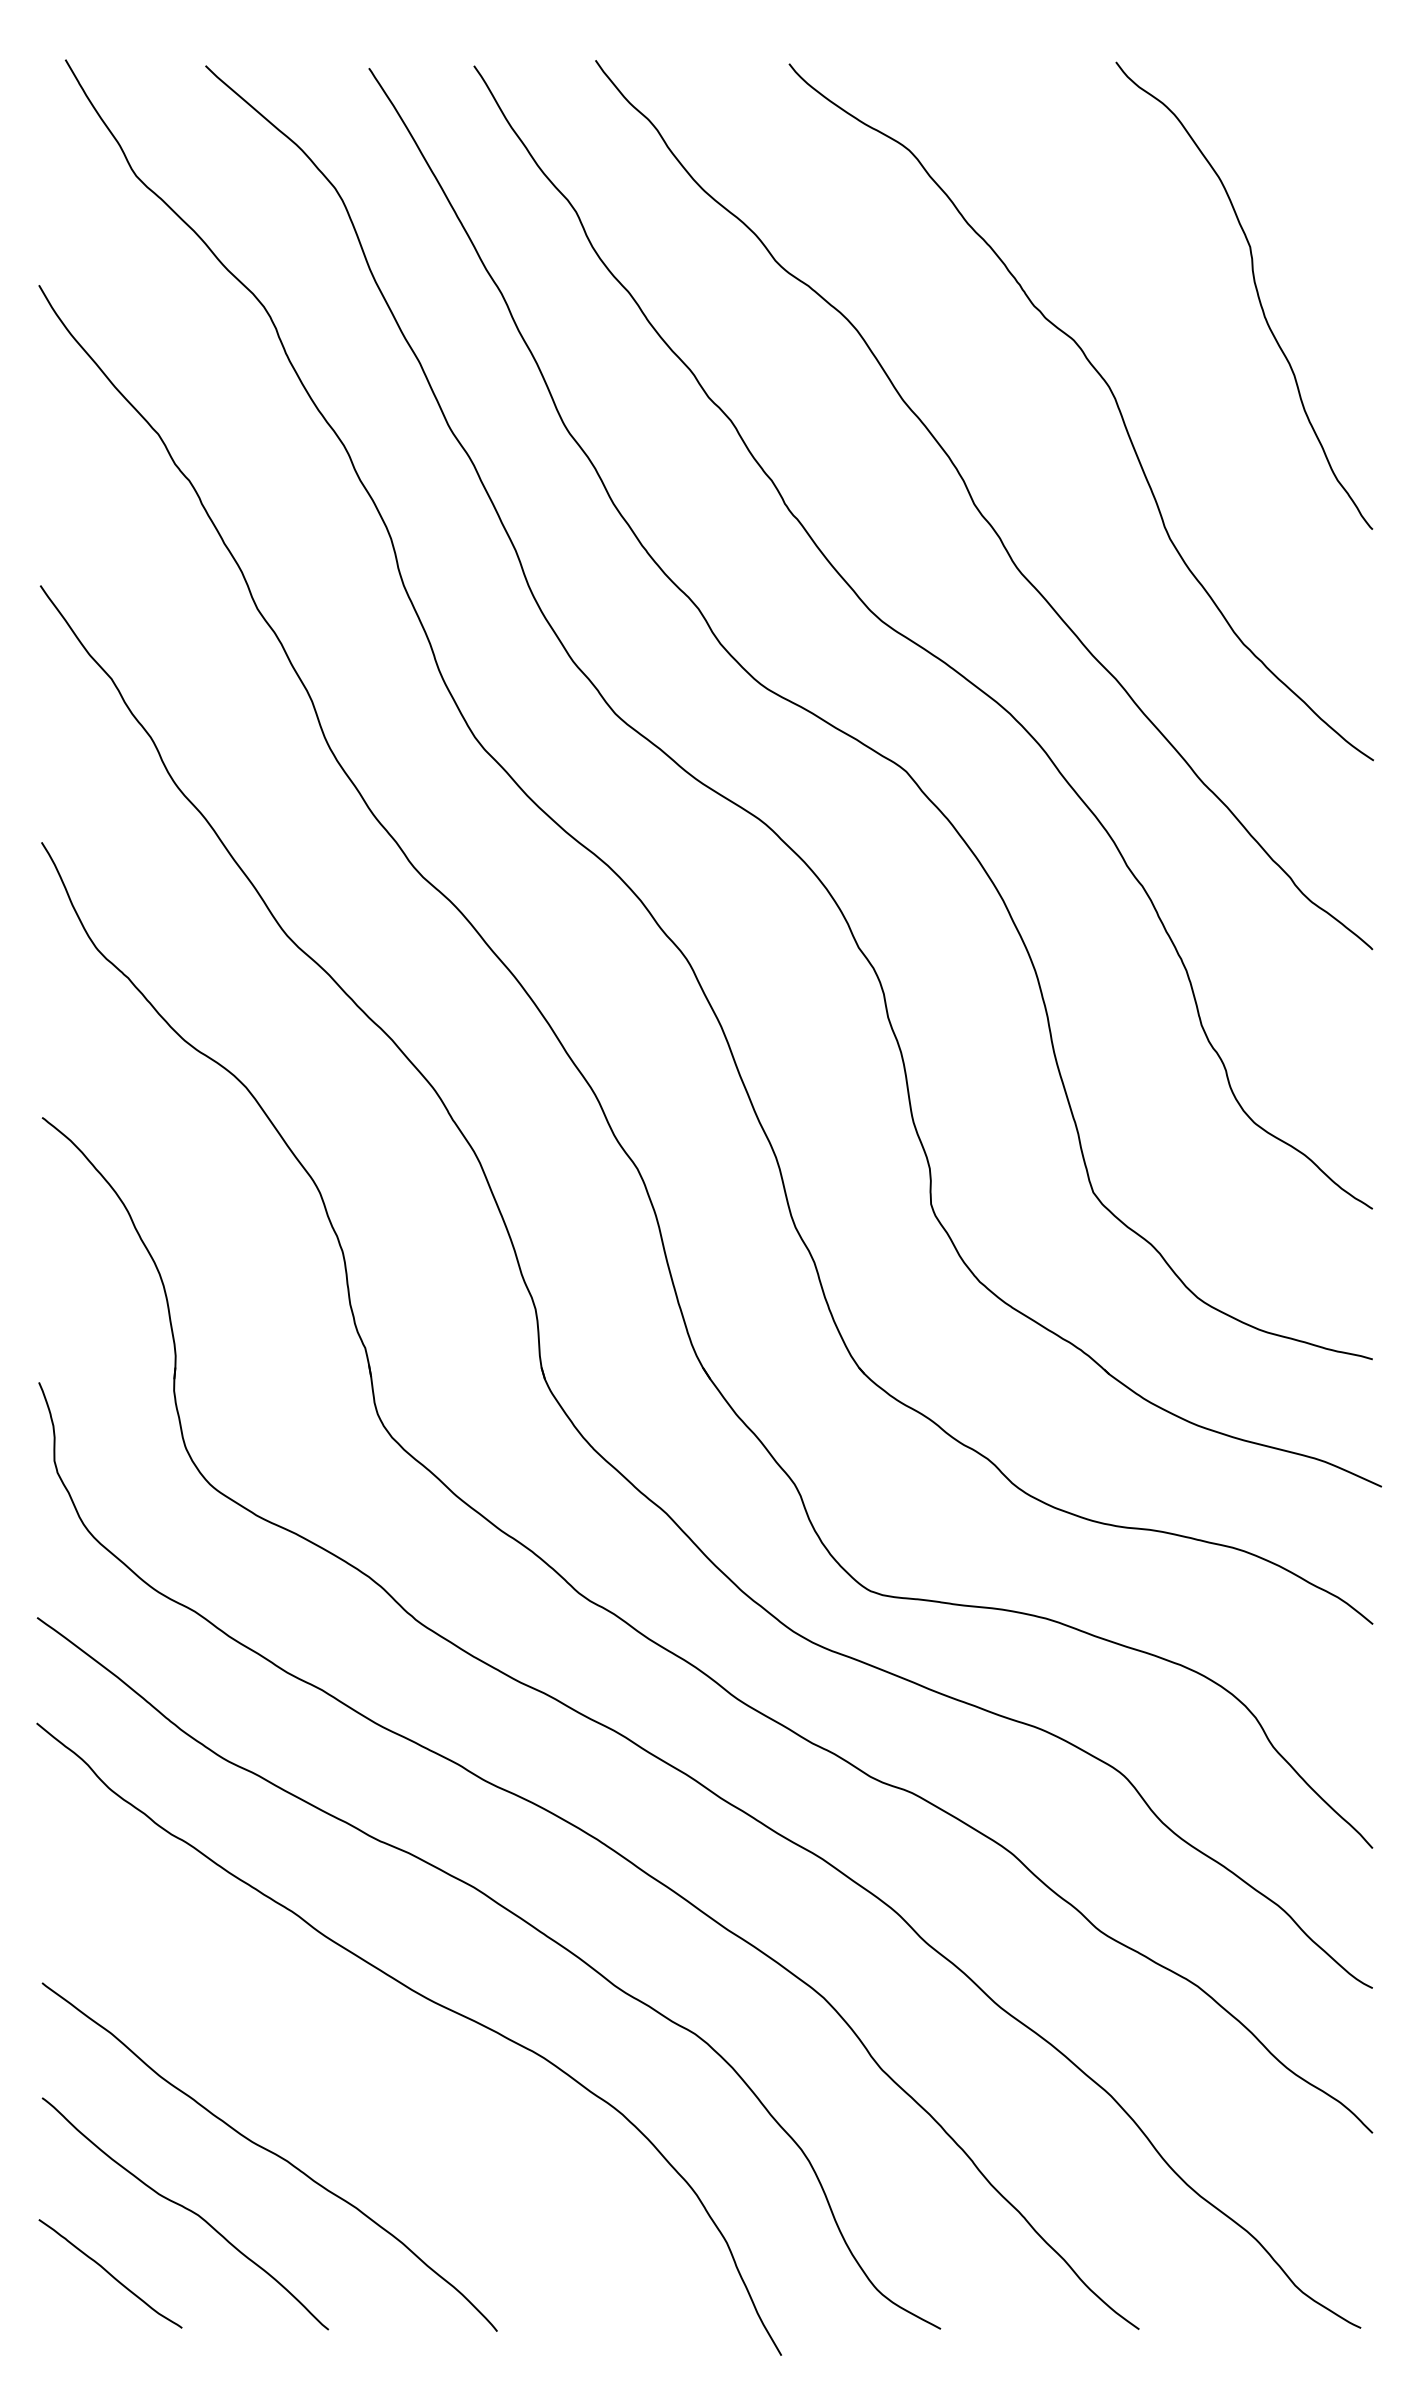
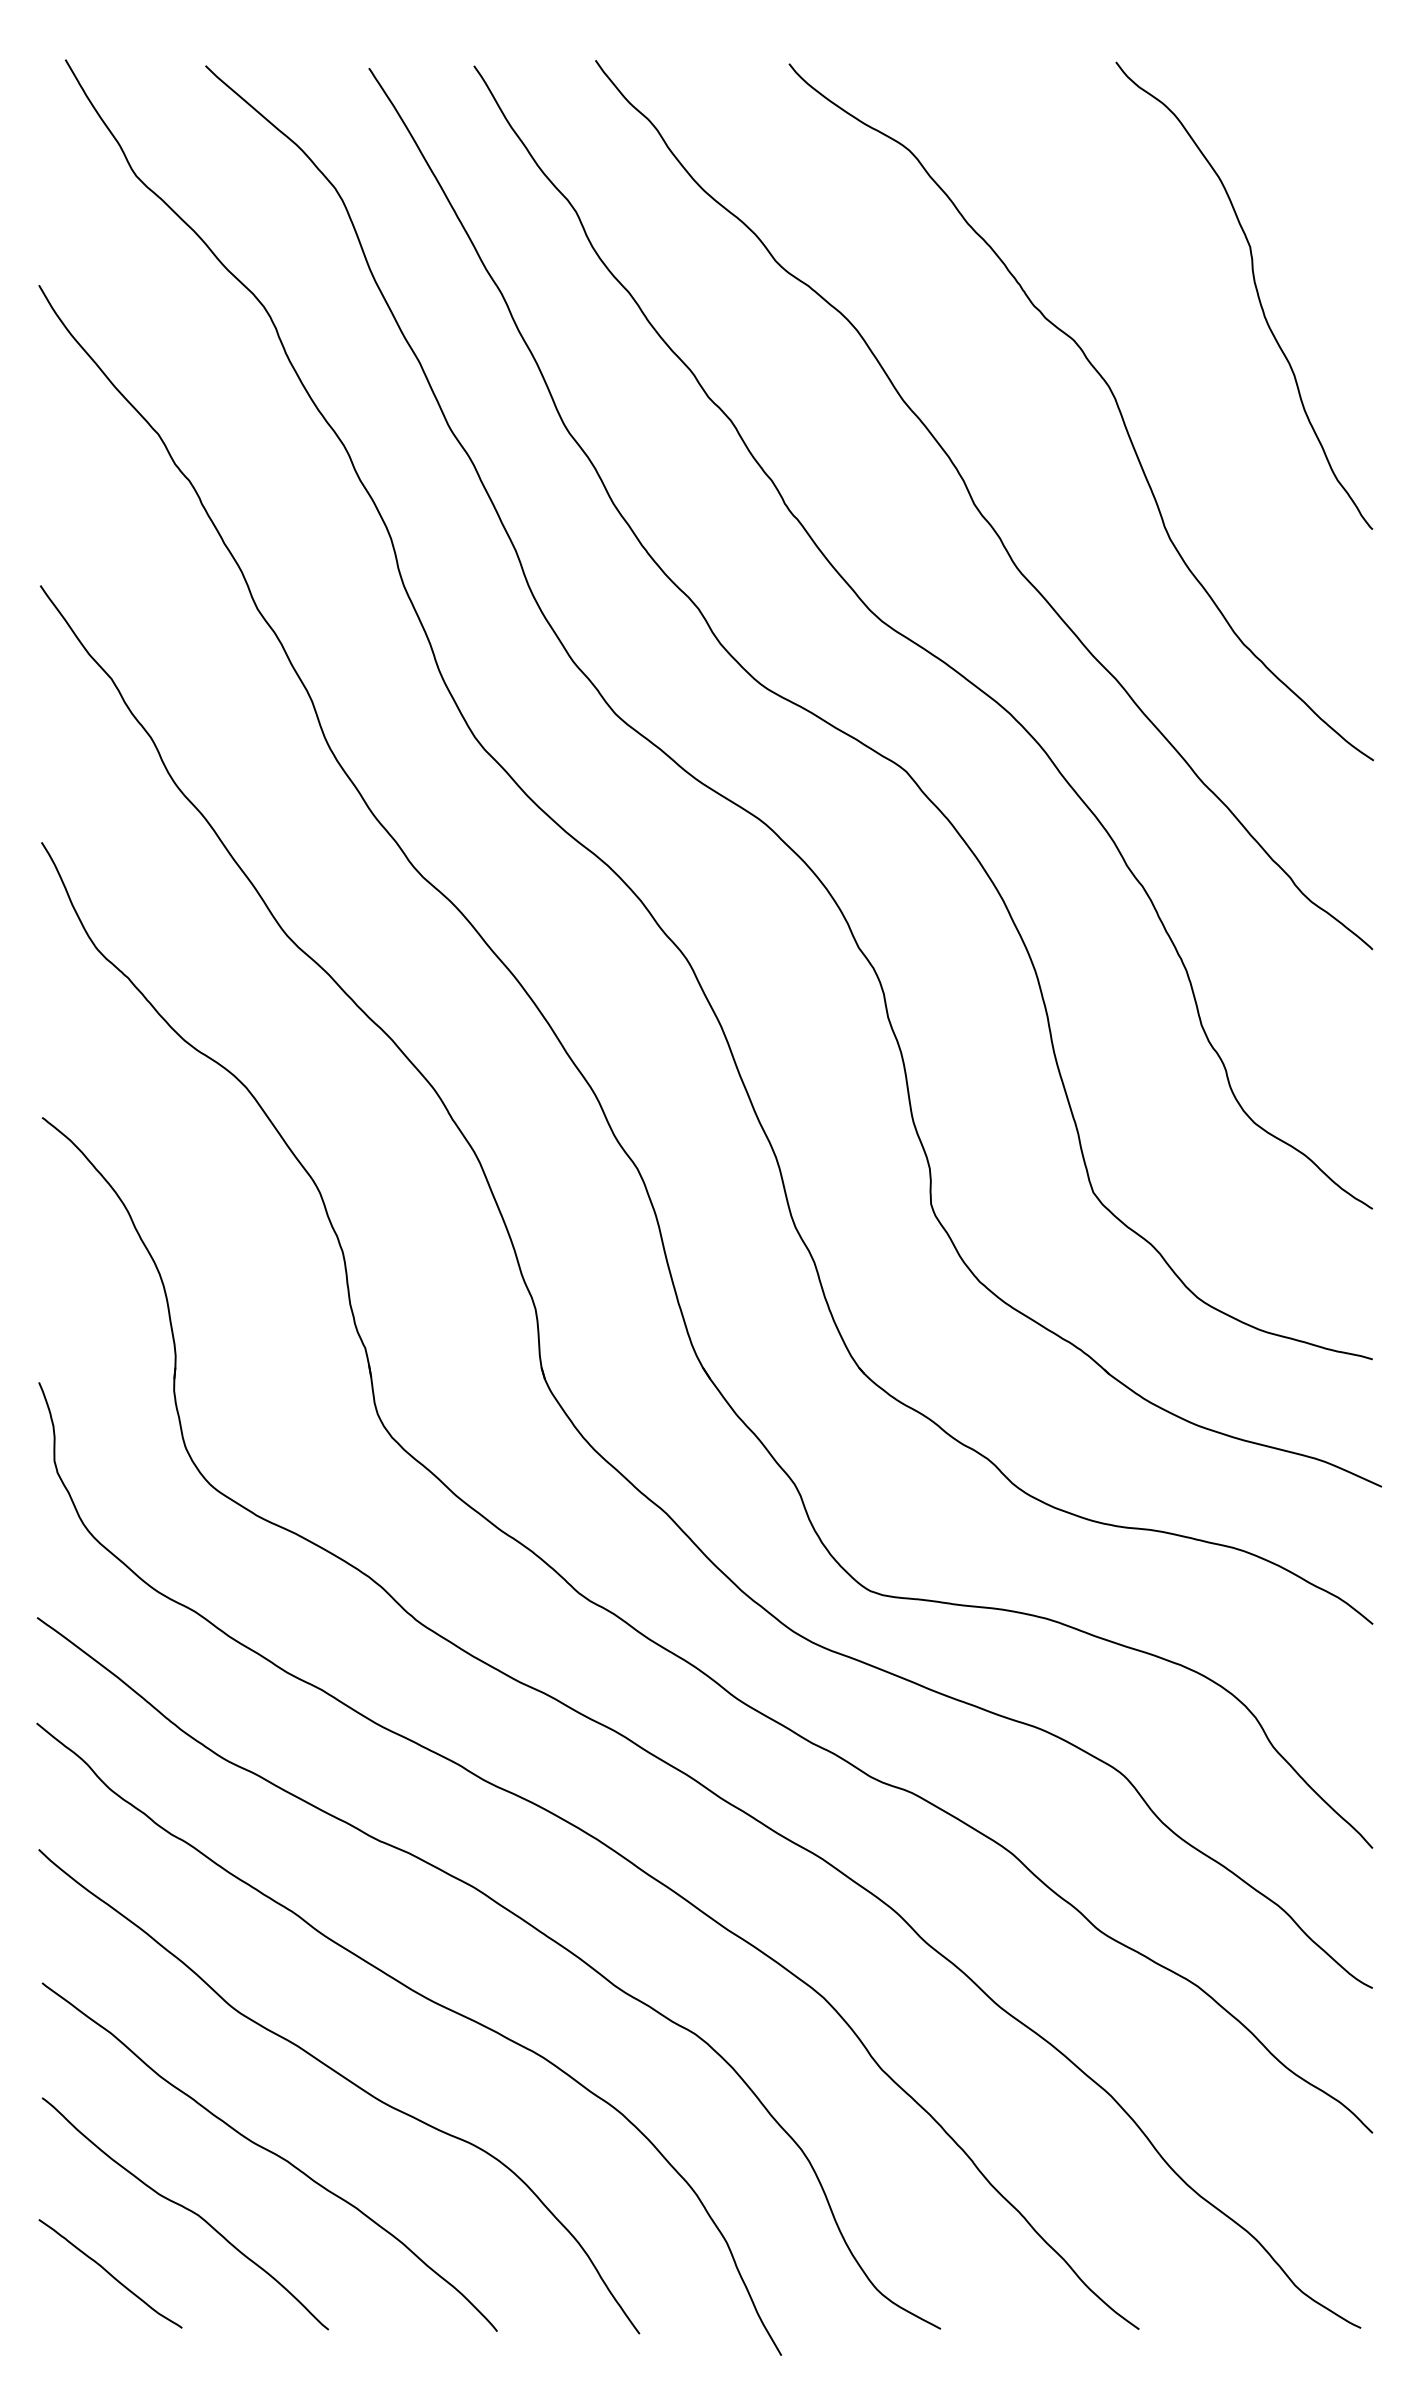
curve: none -> present (346, 2080)
